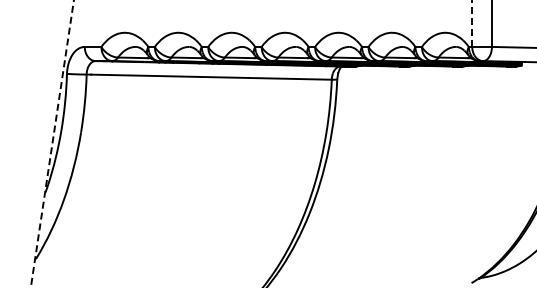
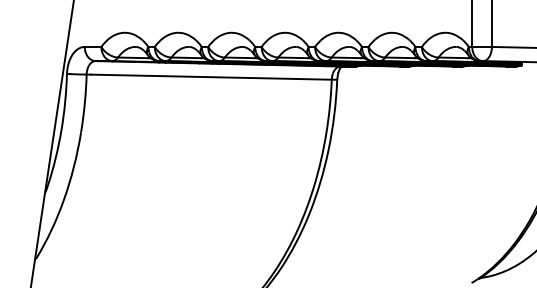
line: dashed -> solid (472, 23)
line: dashed -> solid (52, 144)
